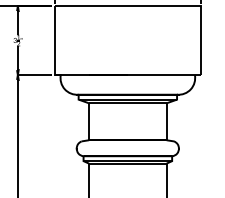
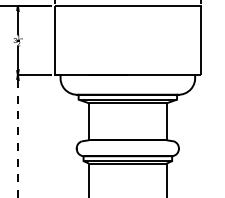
line: solid -> dashed (17, 138)
